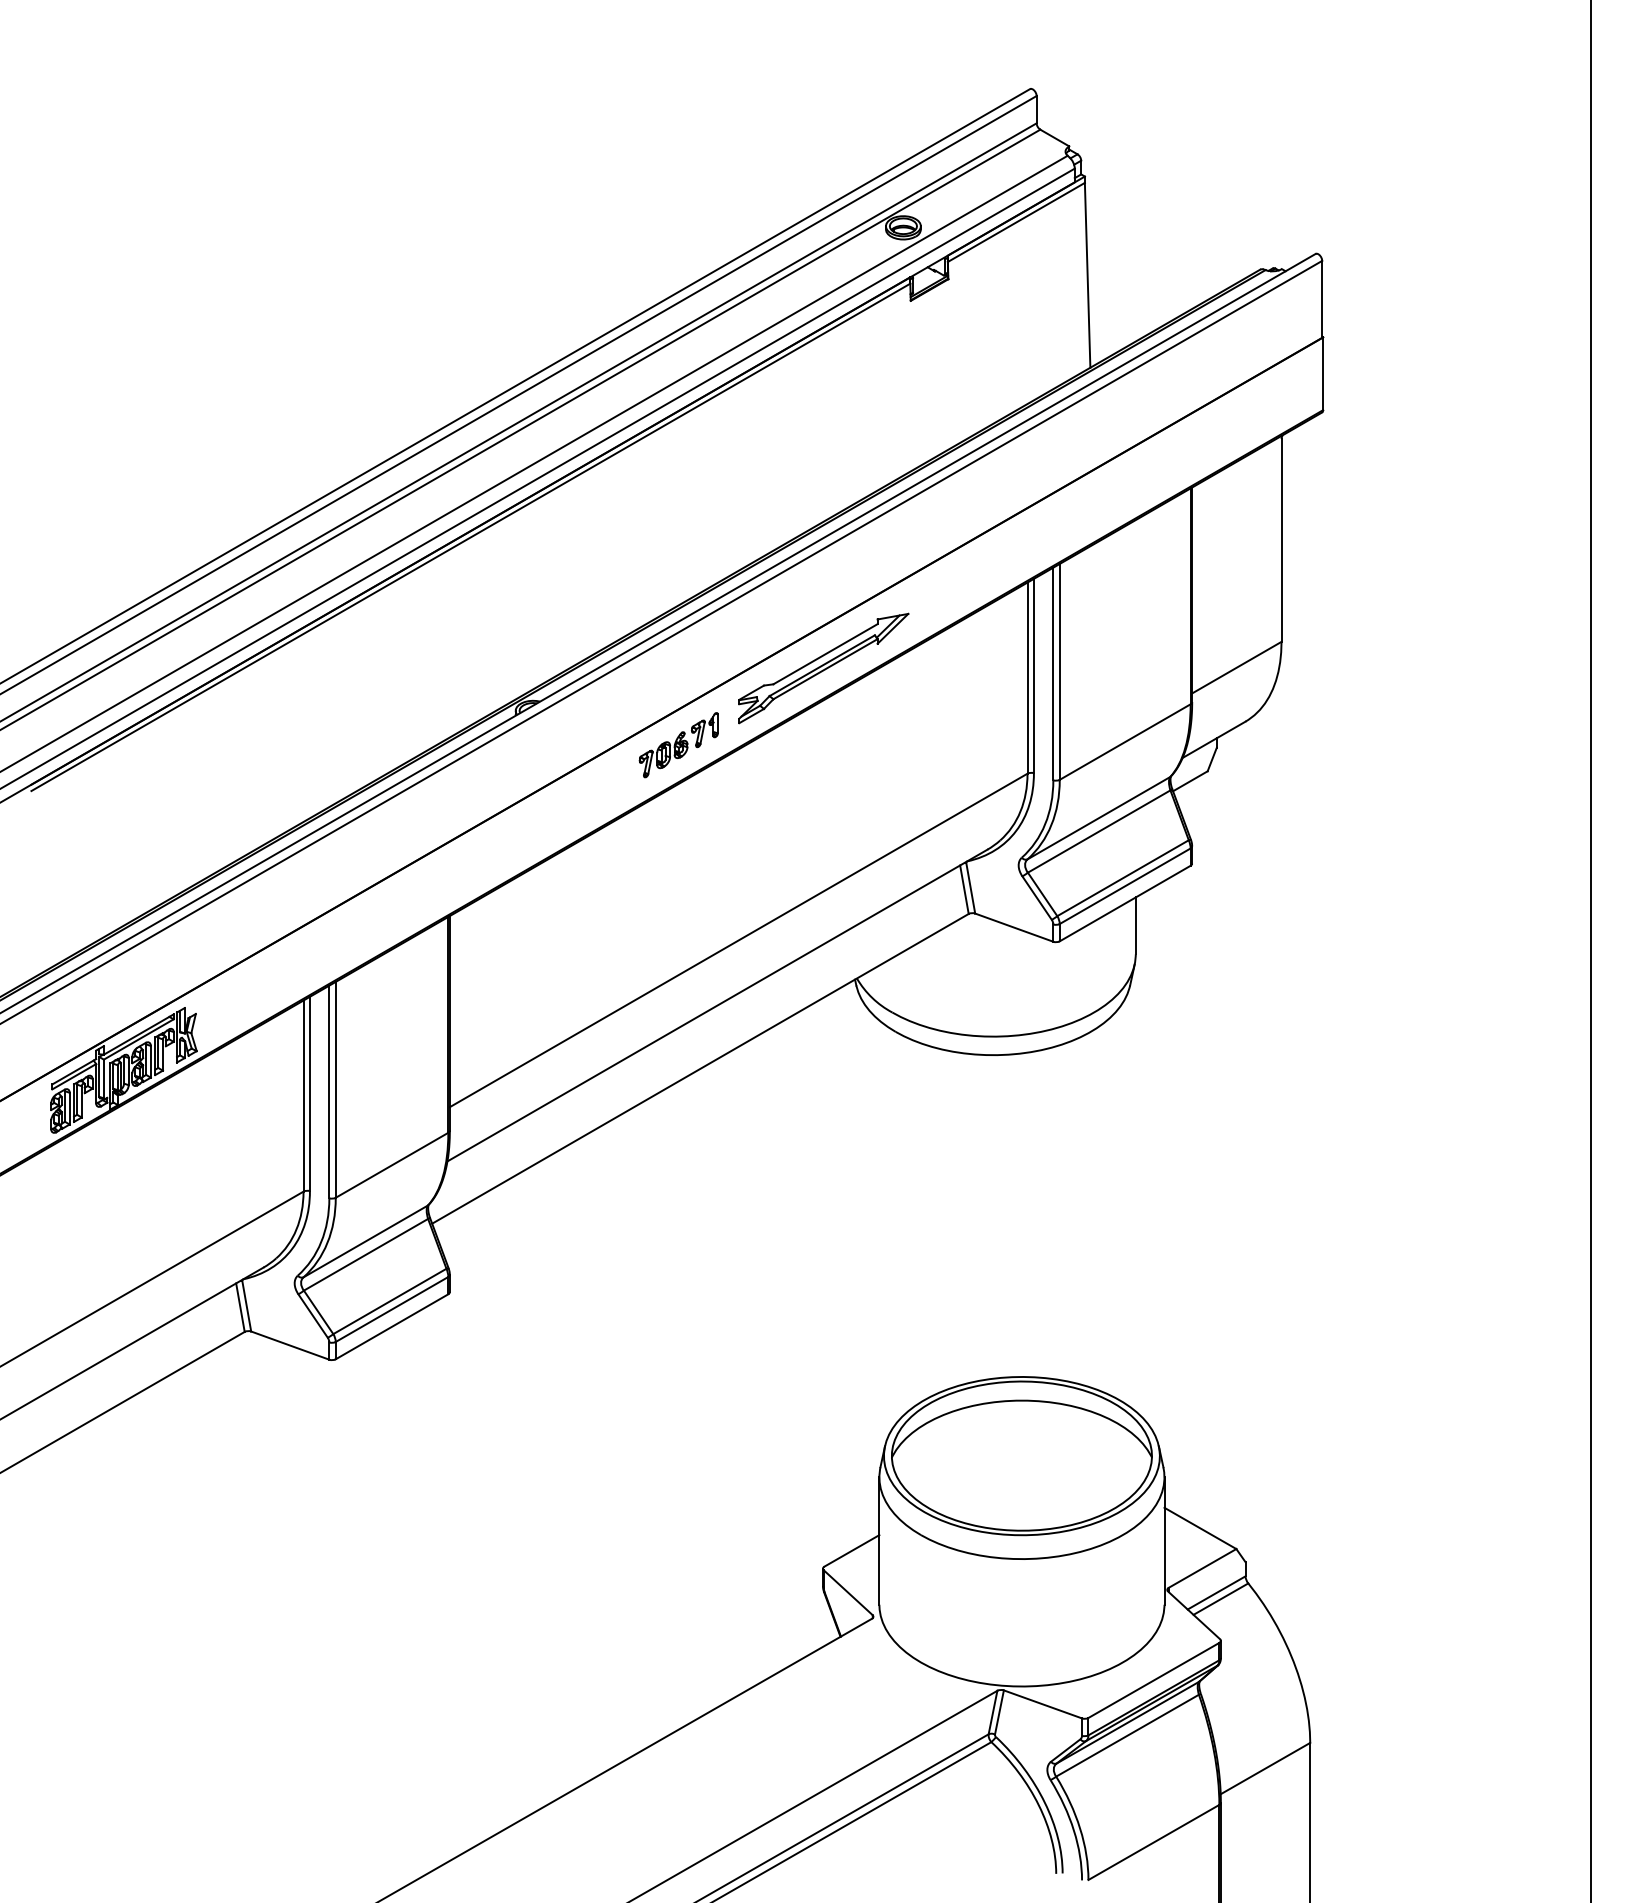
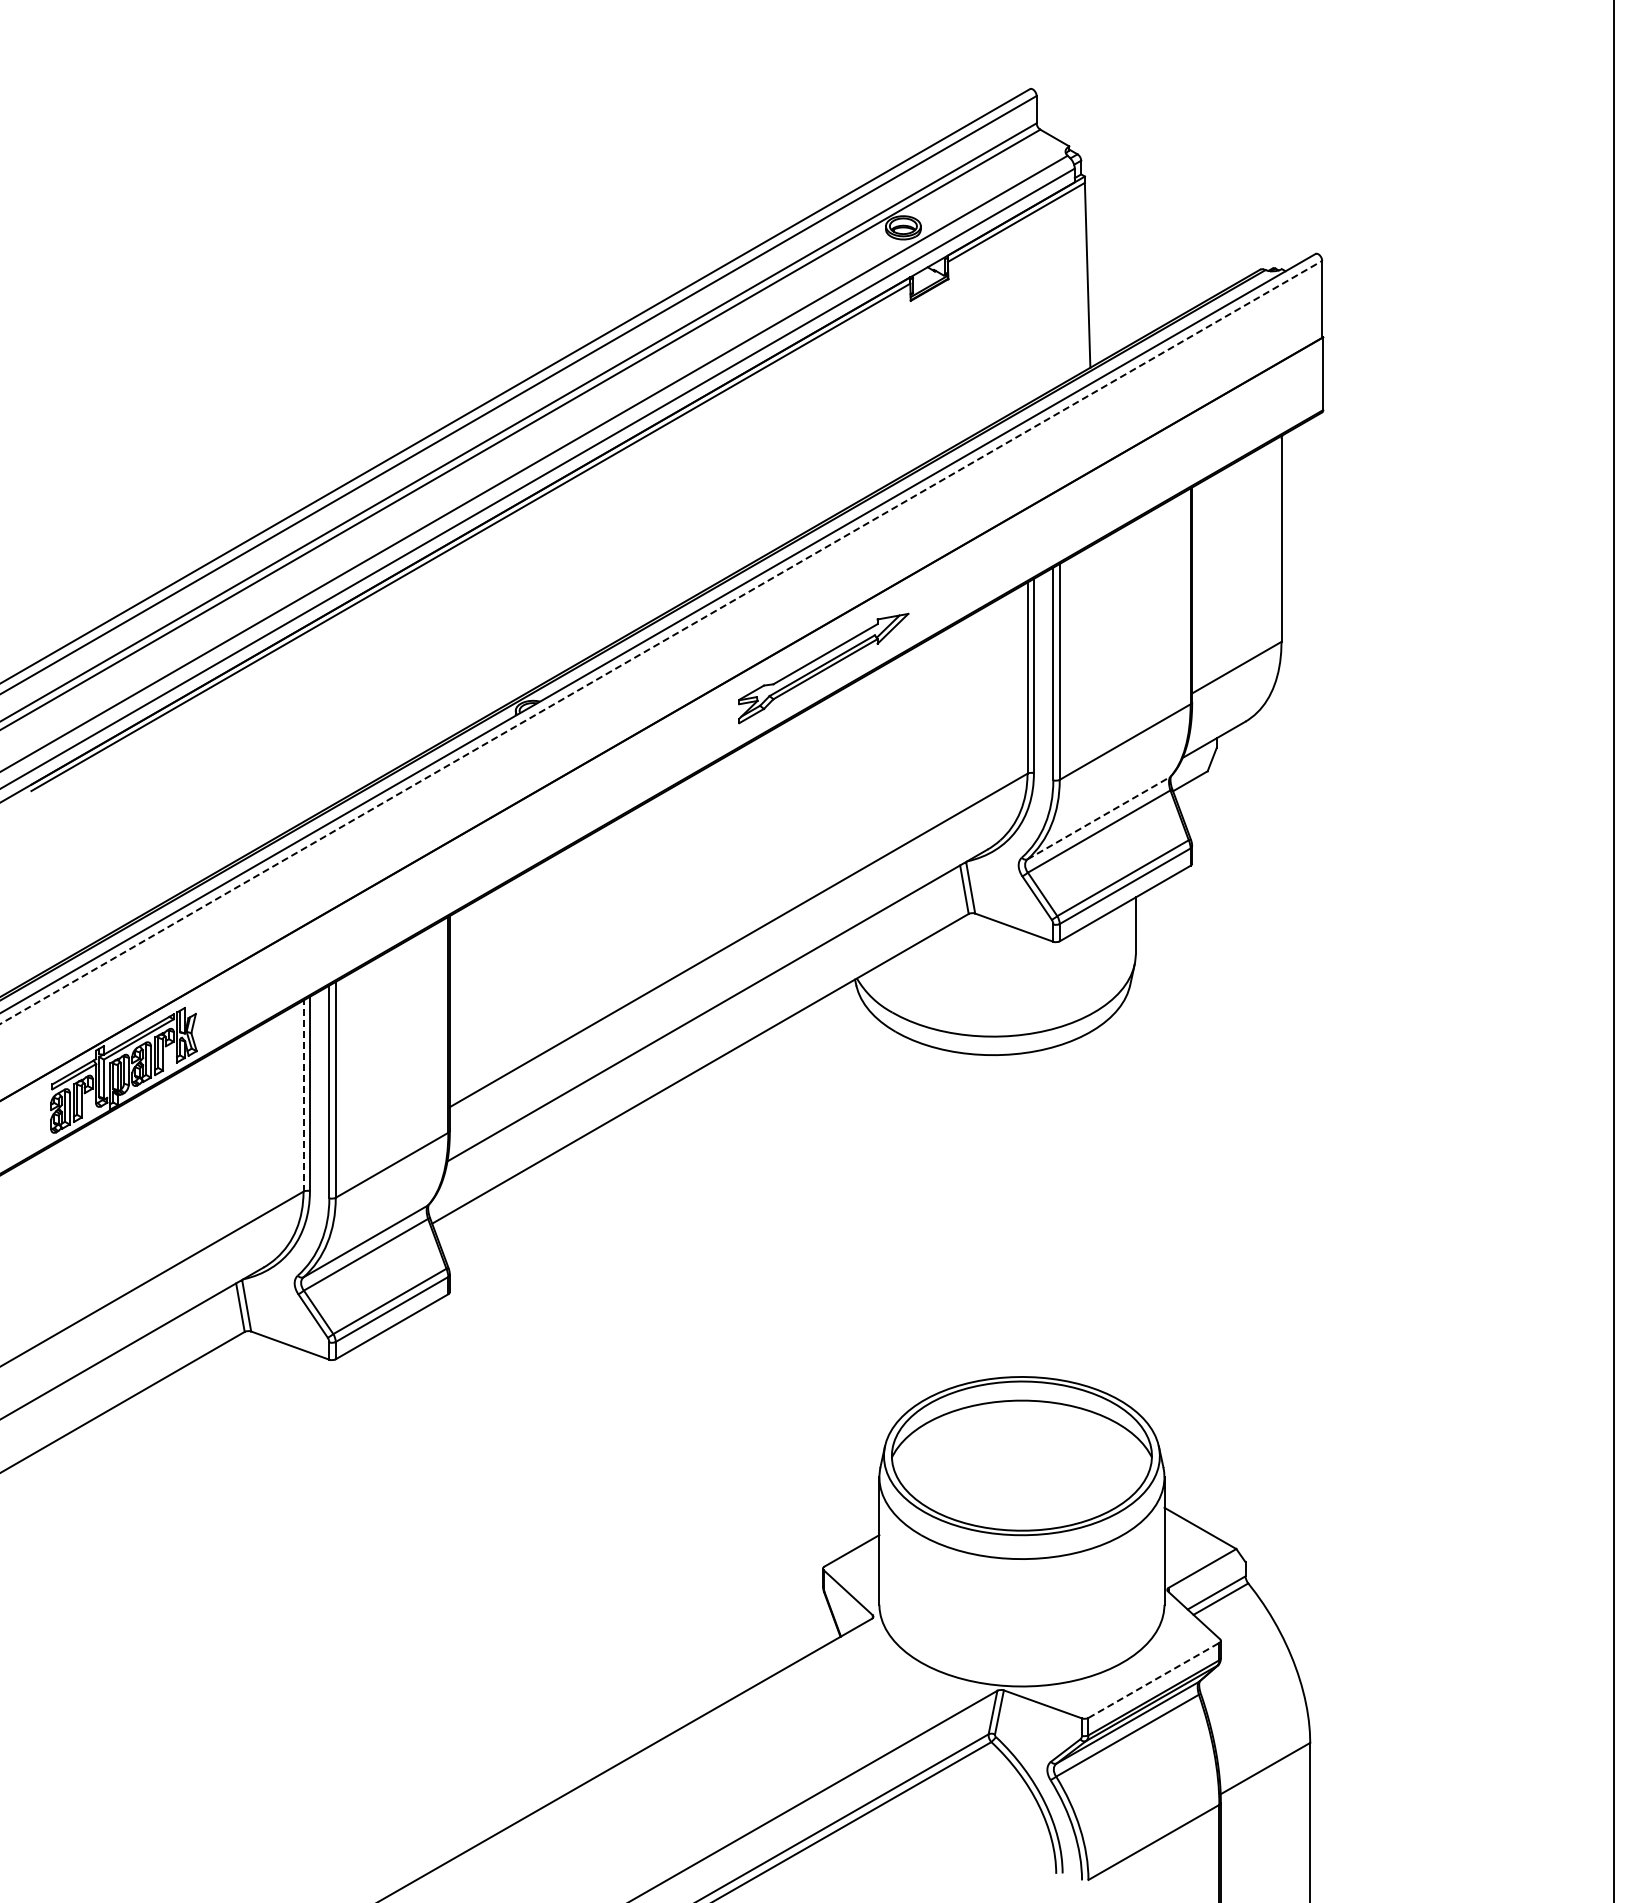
line: solid -> dashed (661, 642)
part: present -> none (678, 745)
line: solid -> dashed (1099, 817)
line position: (1590, 950) -> (1613, 950) (1613, 950)
line: solid -> dashed (303, 1096)
line: solid -> dashed (1154, 1680)
